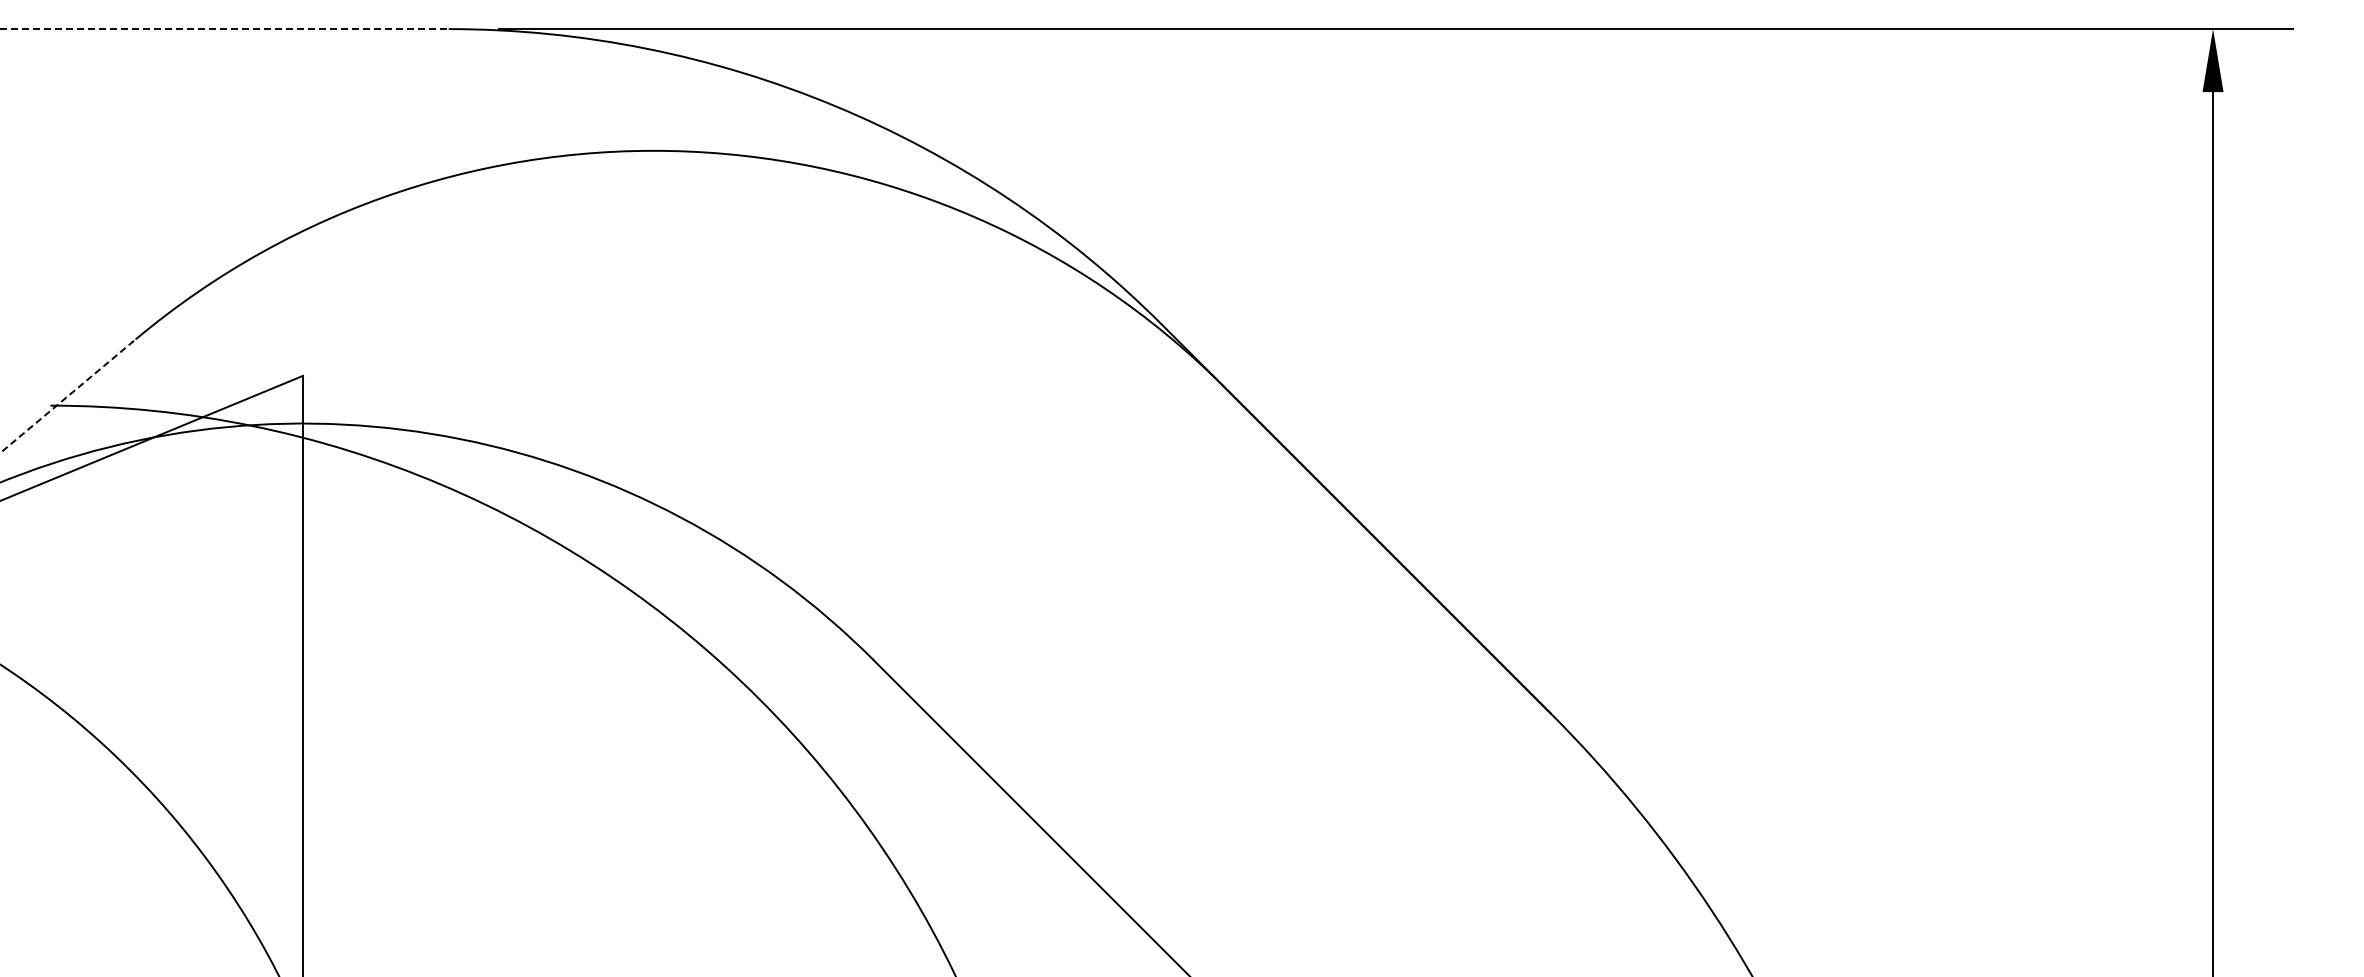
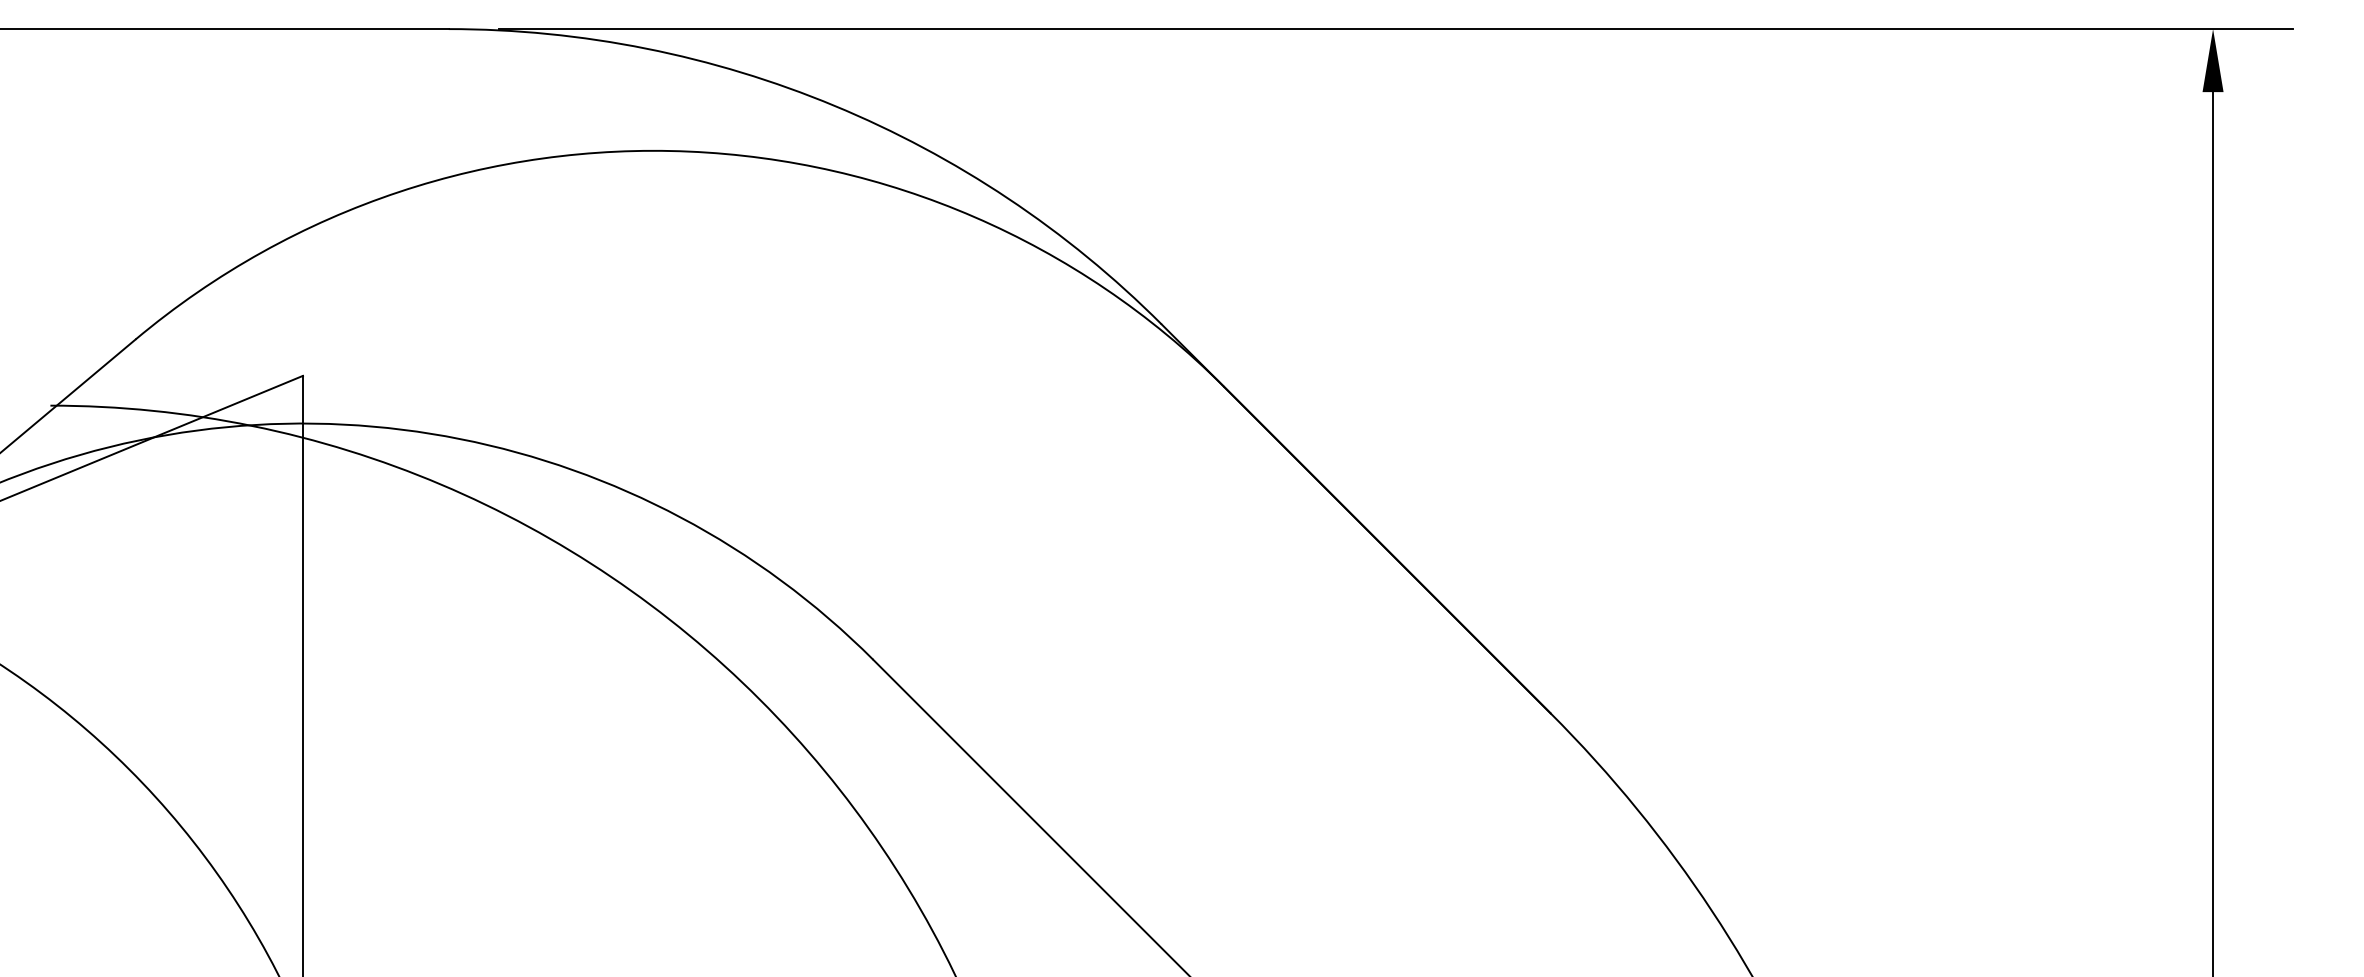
line: dashed -> solid (224, 29)
line: dashed -> solid (68, 396)
